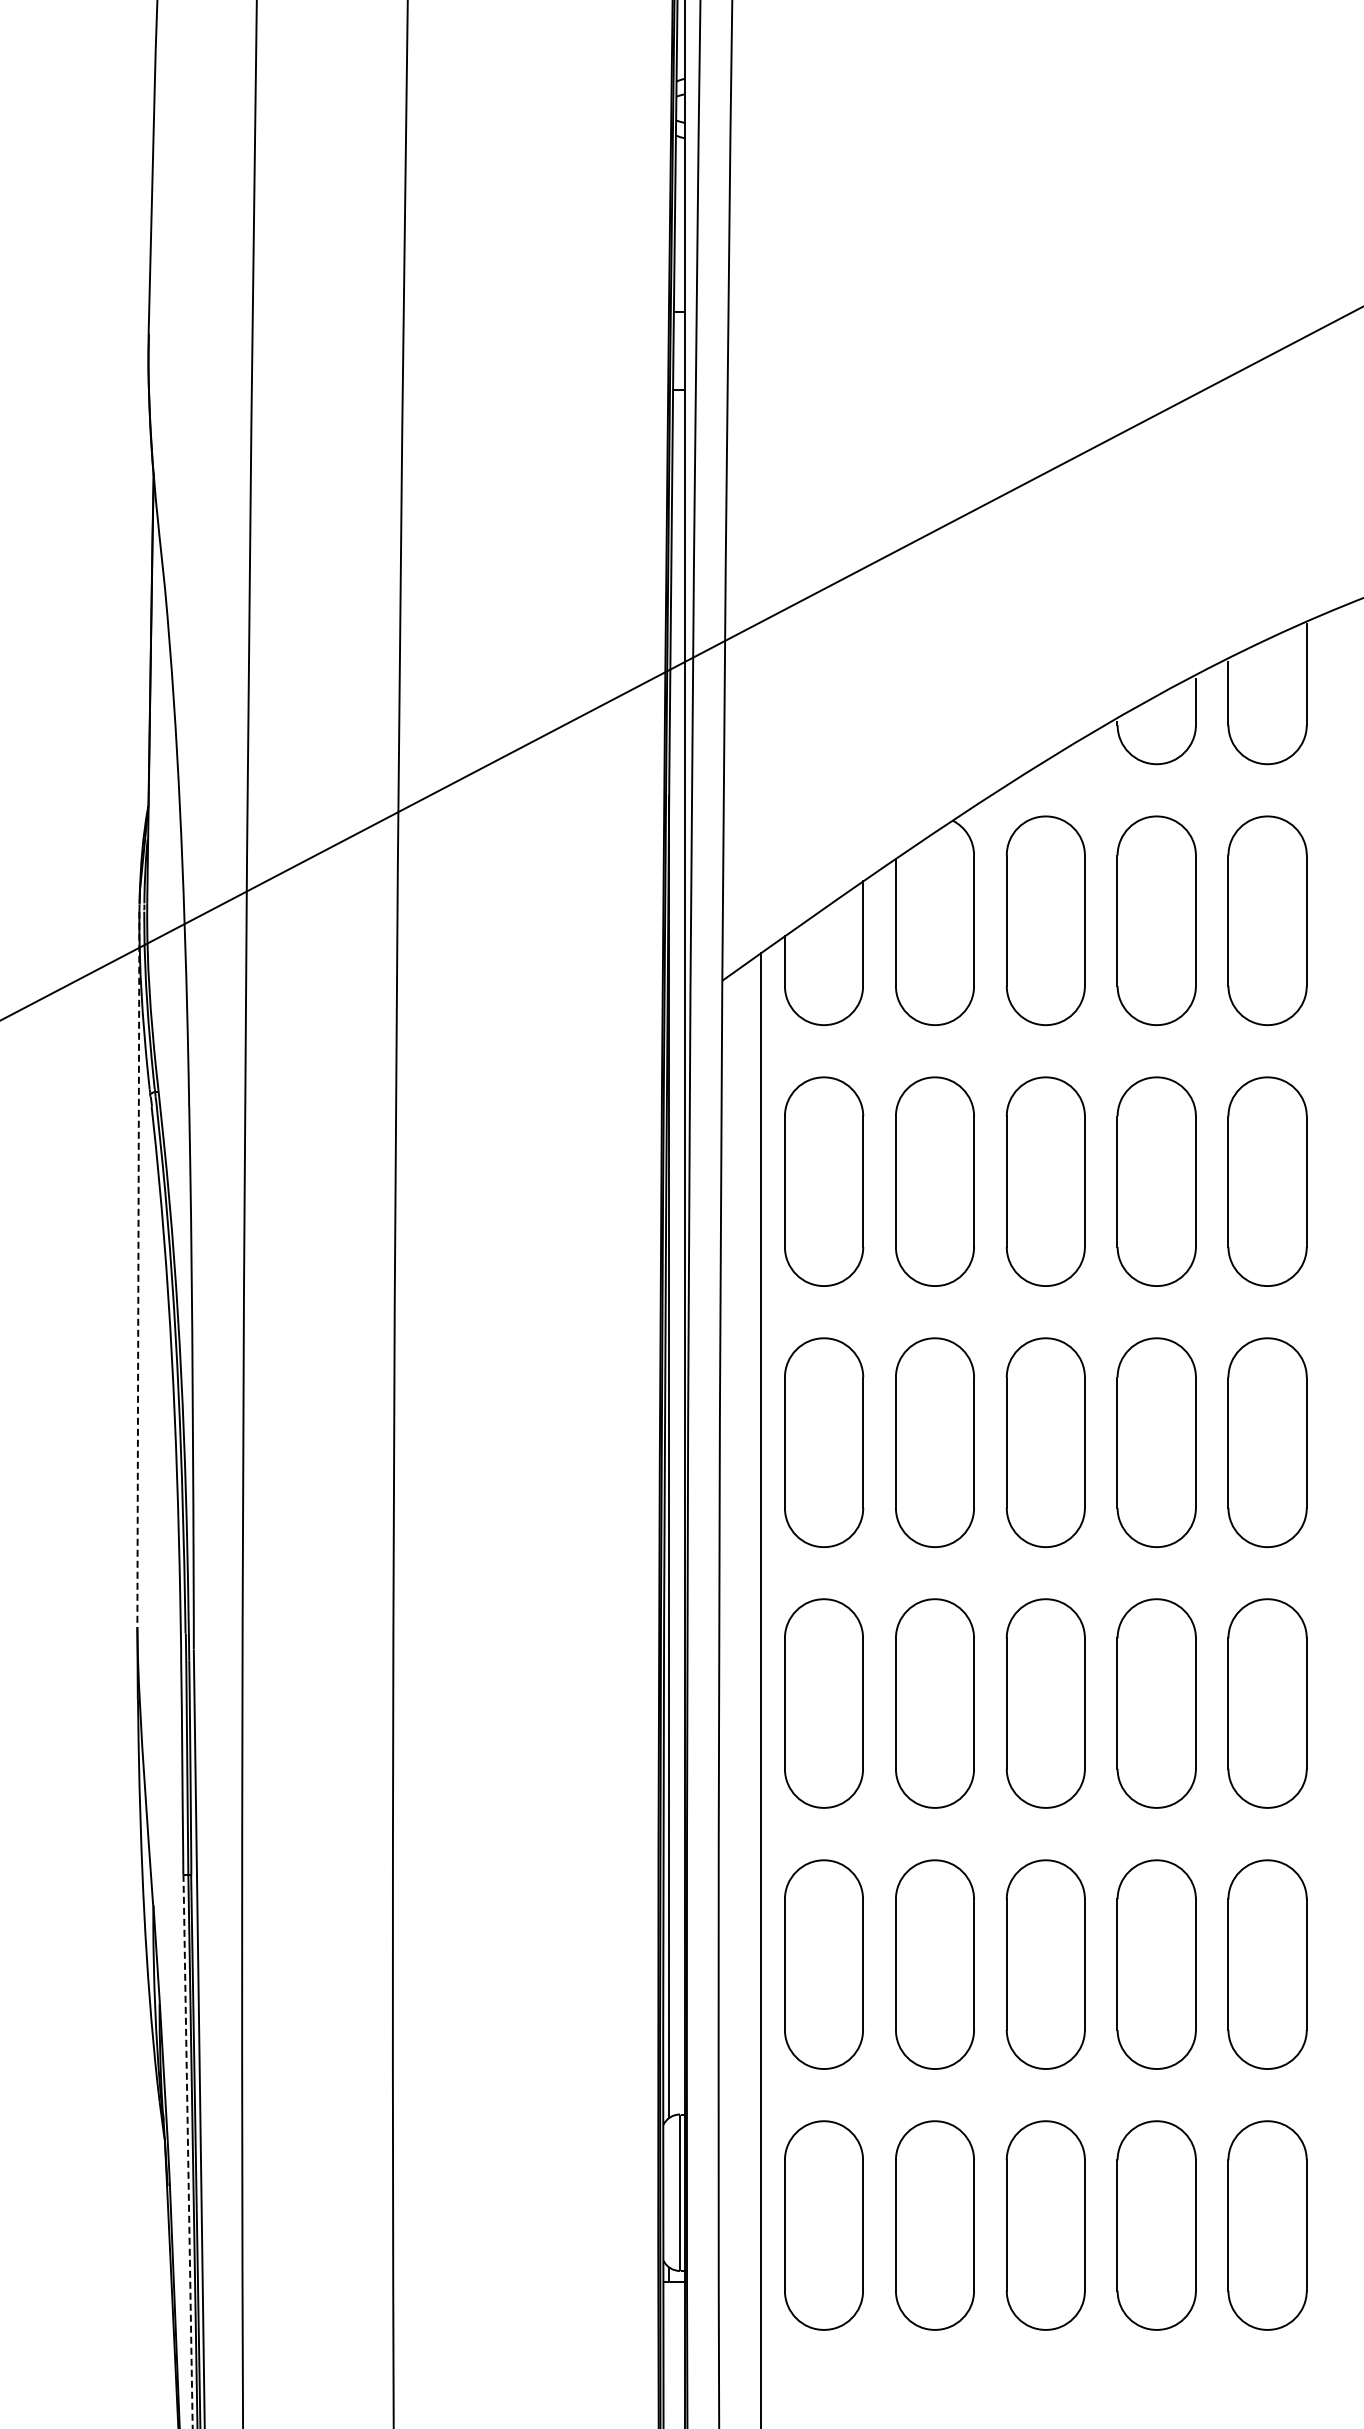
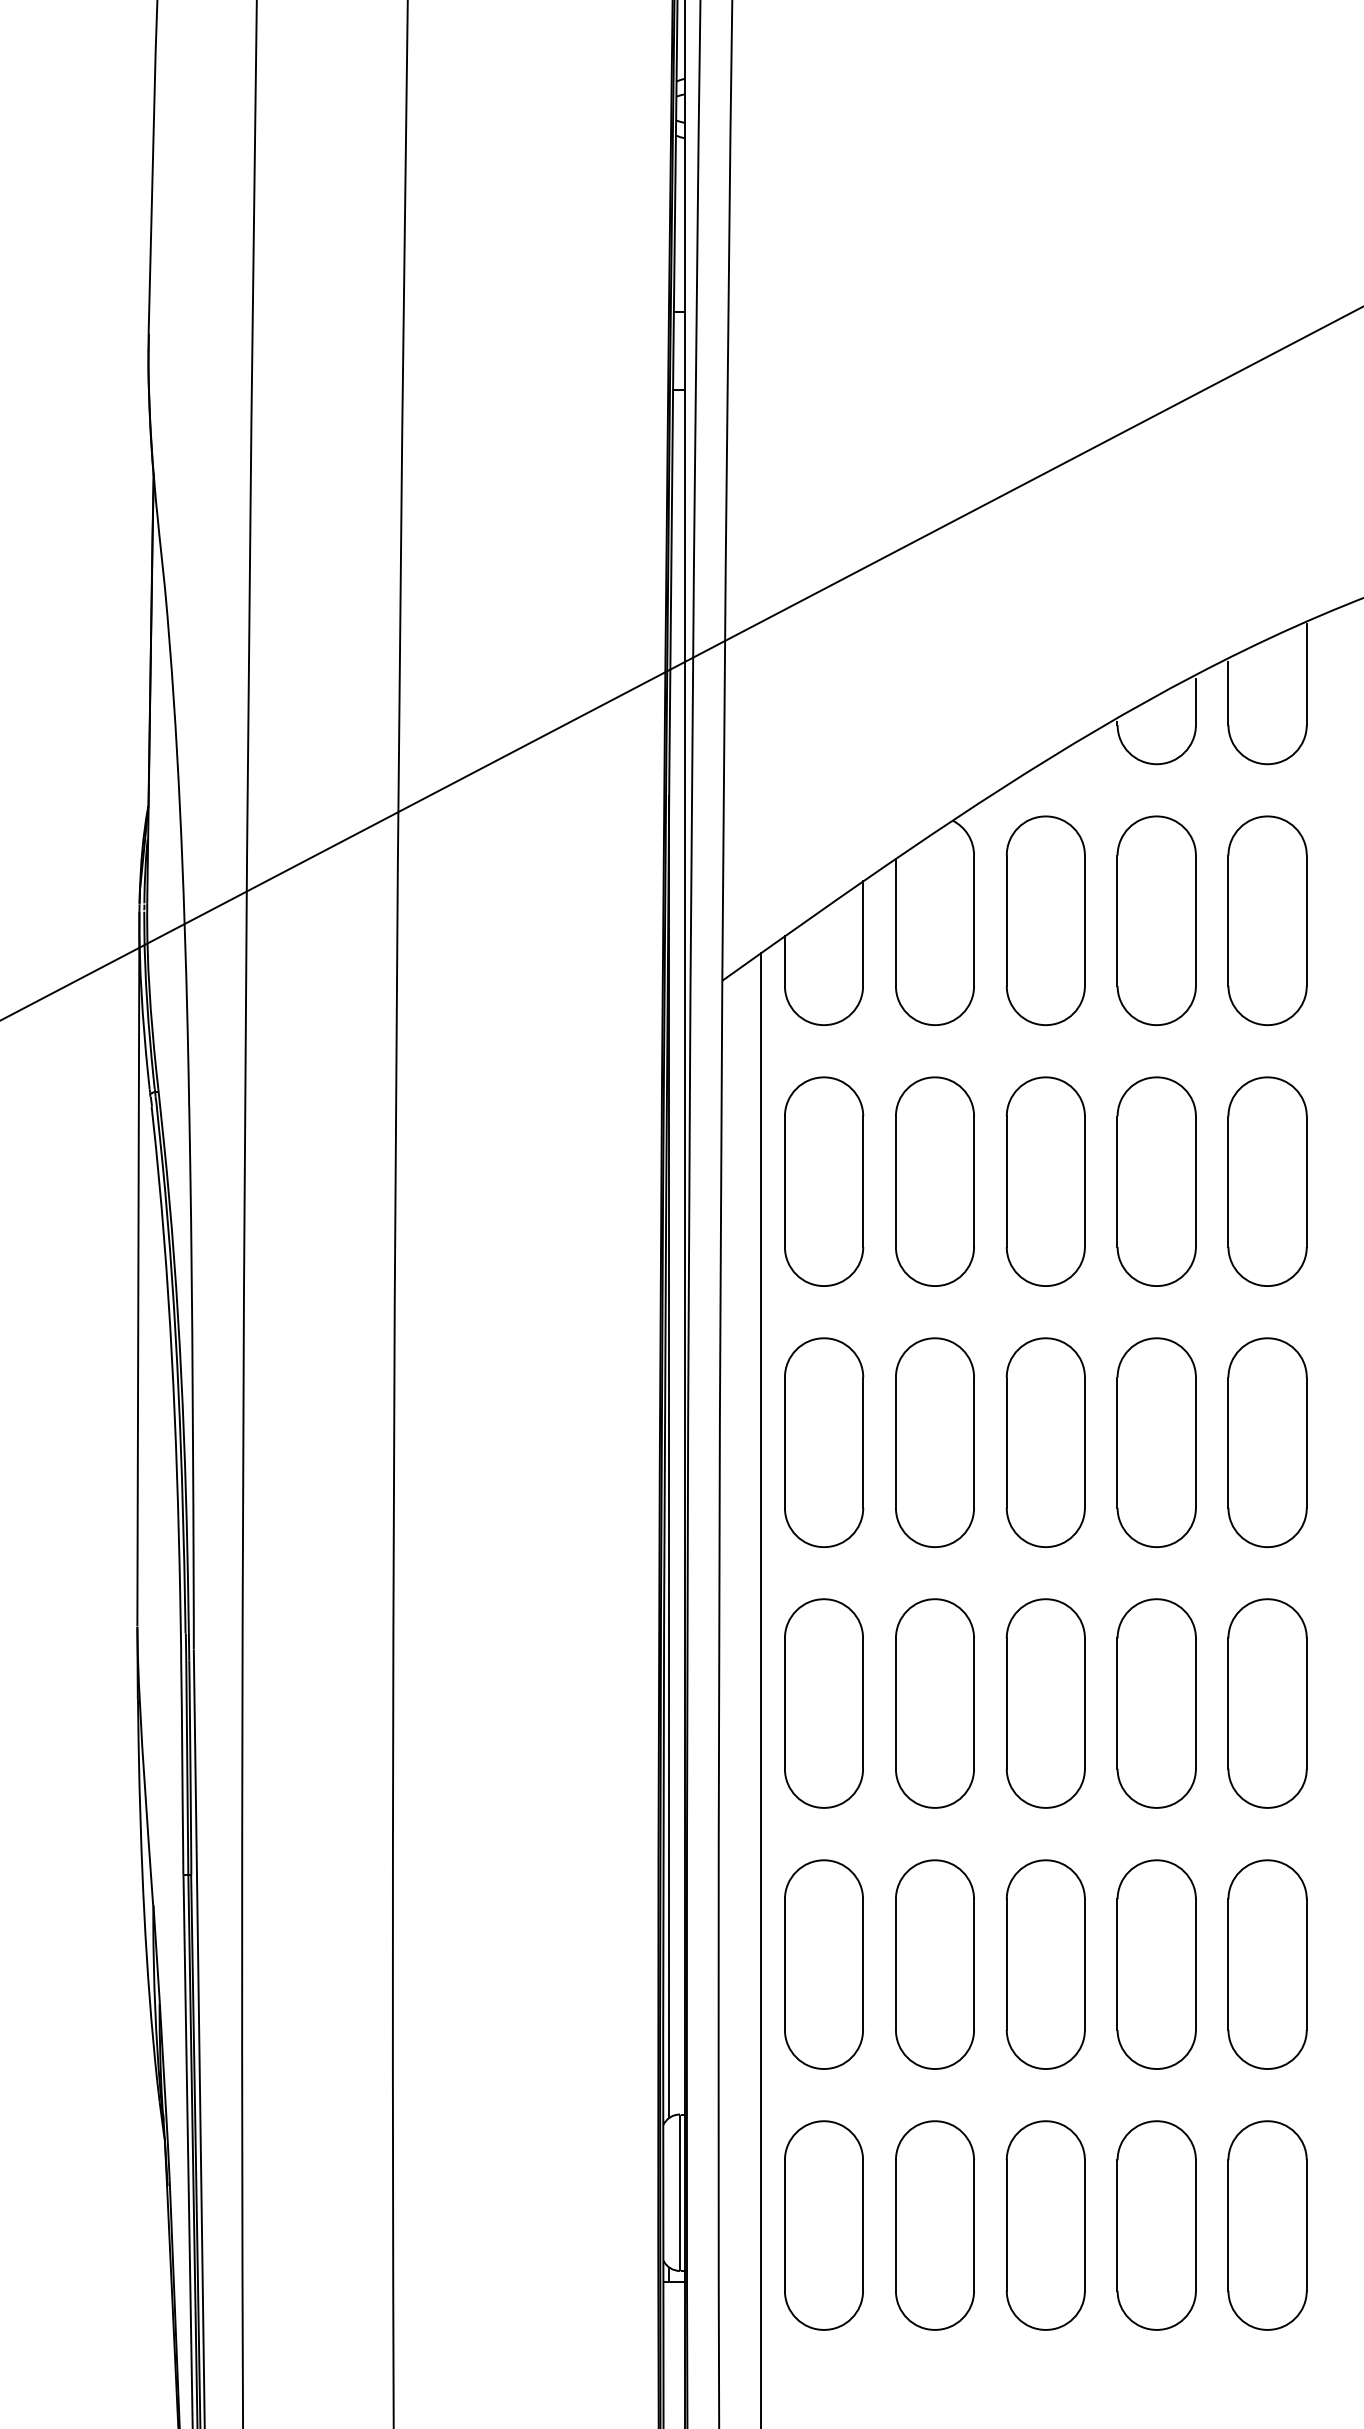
line: dashed -> solid (138, 1269)
line: dashed -> solid (188, 2151)
